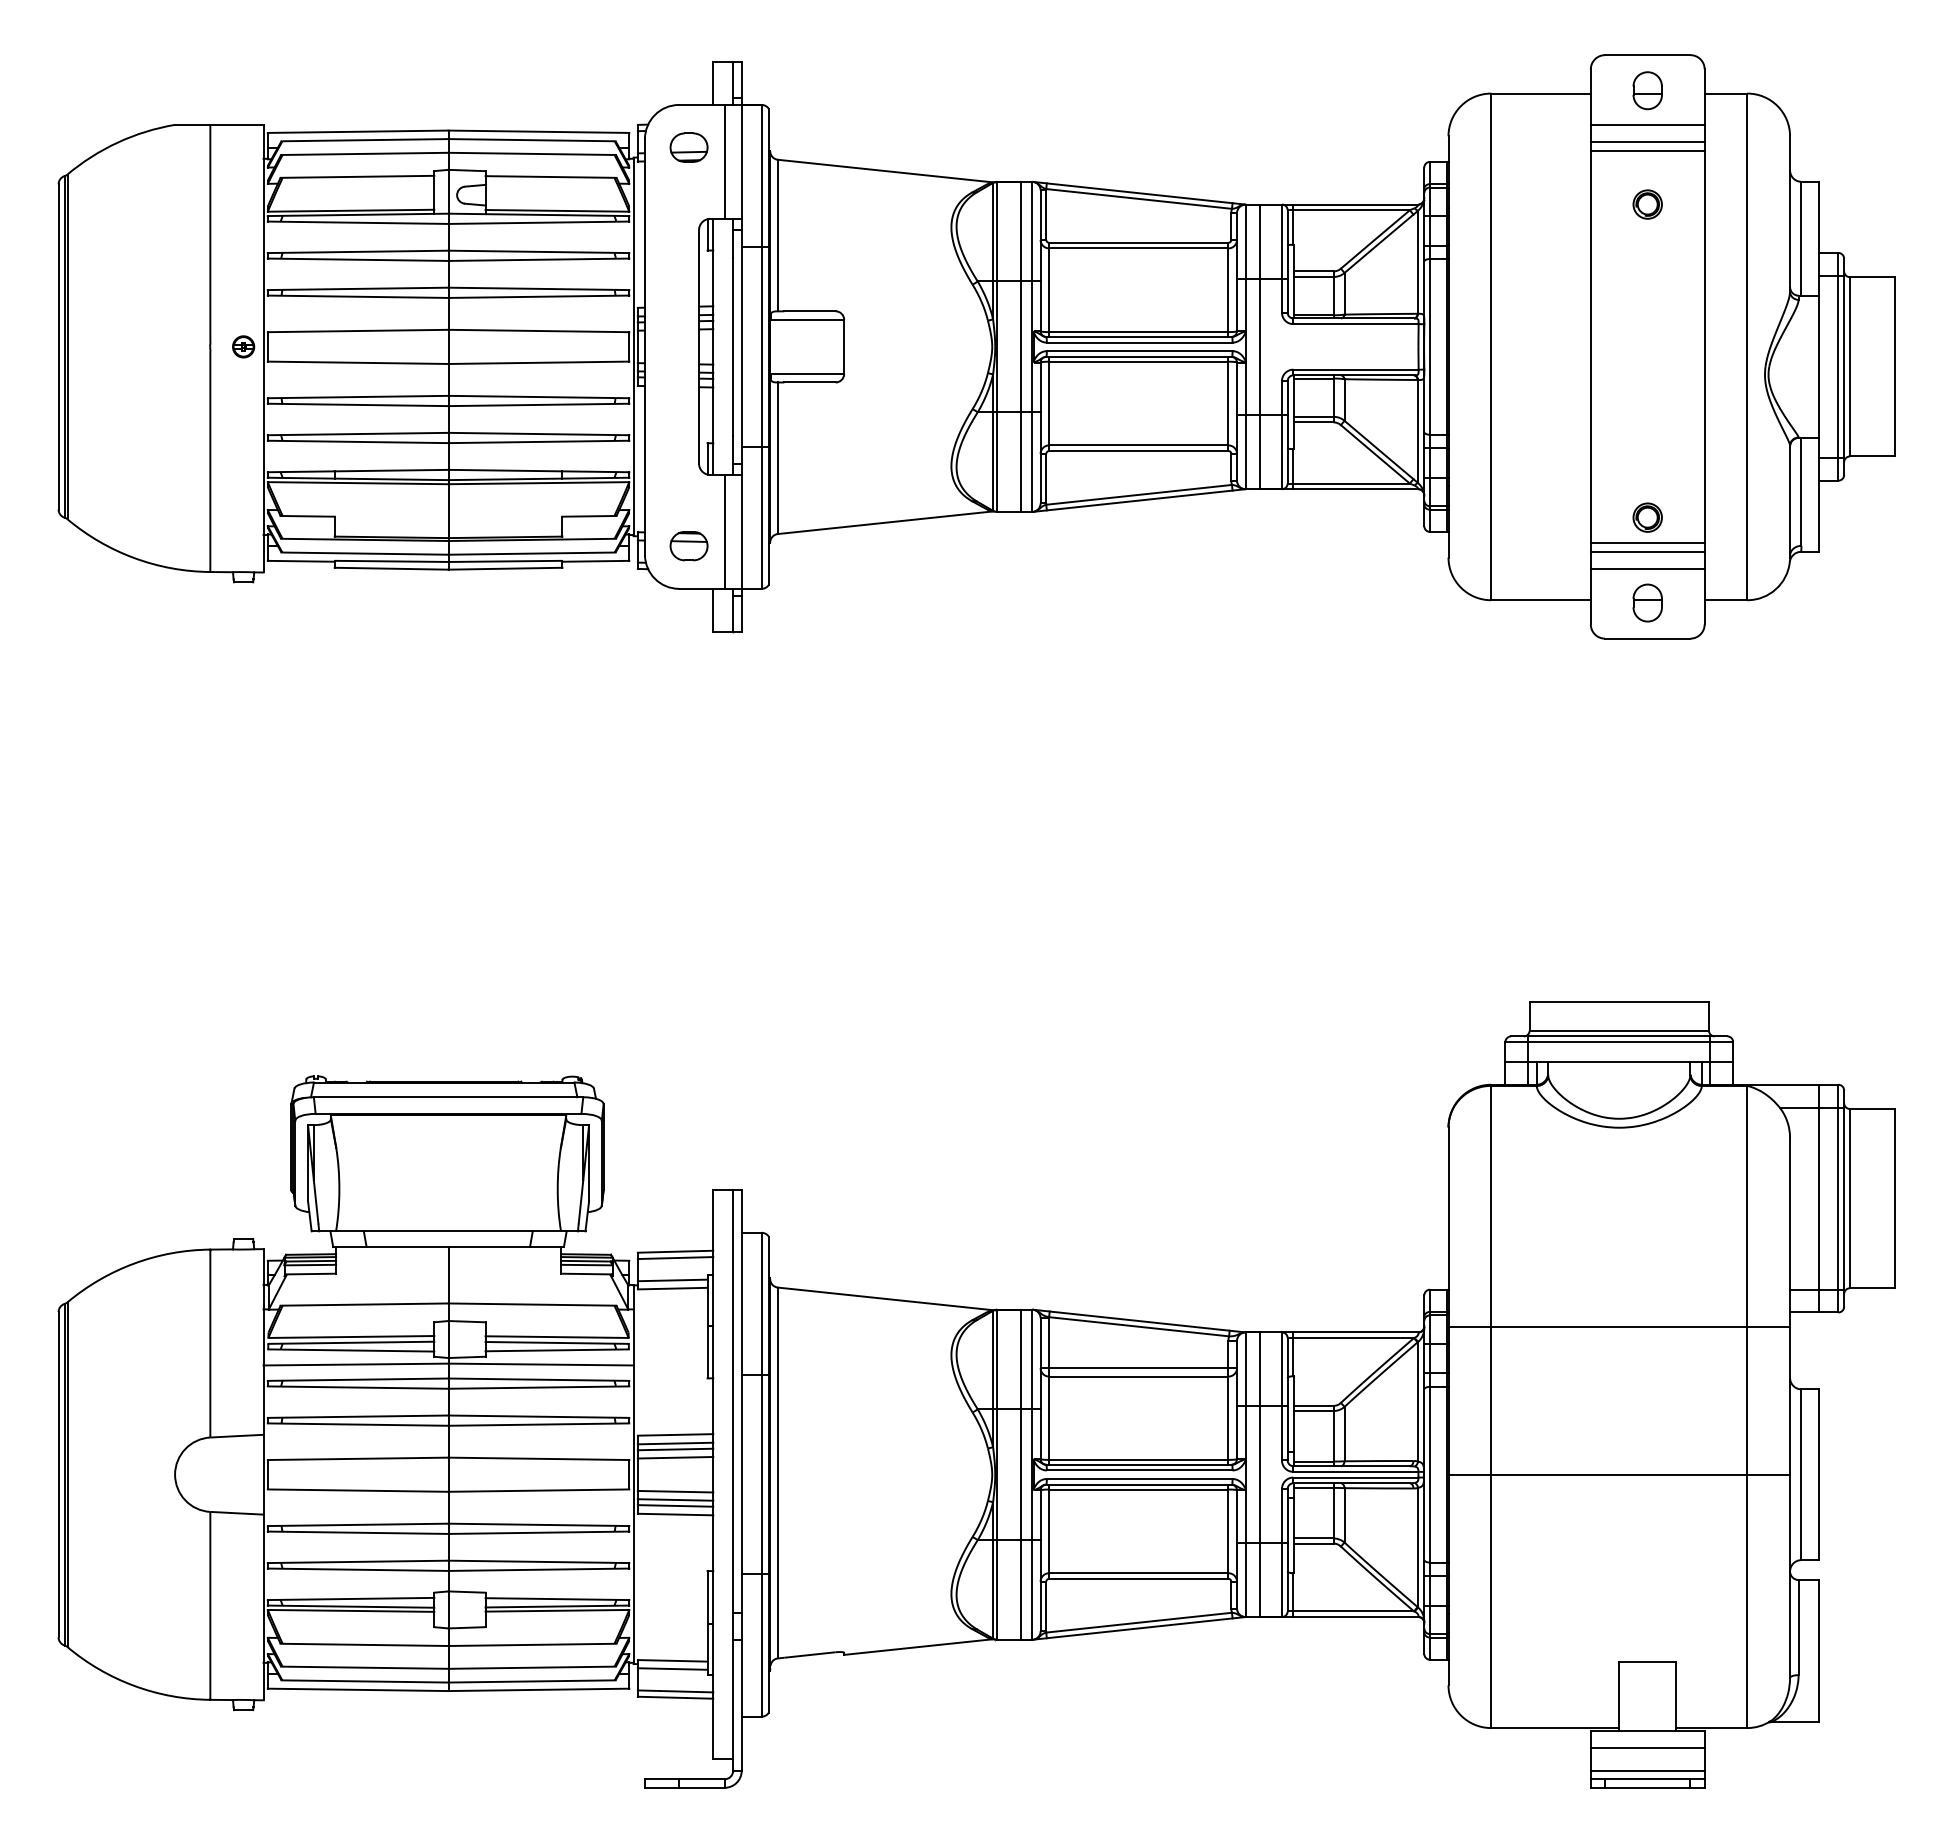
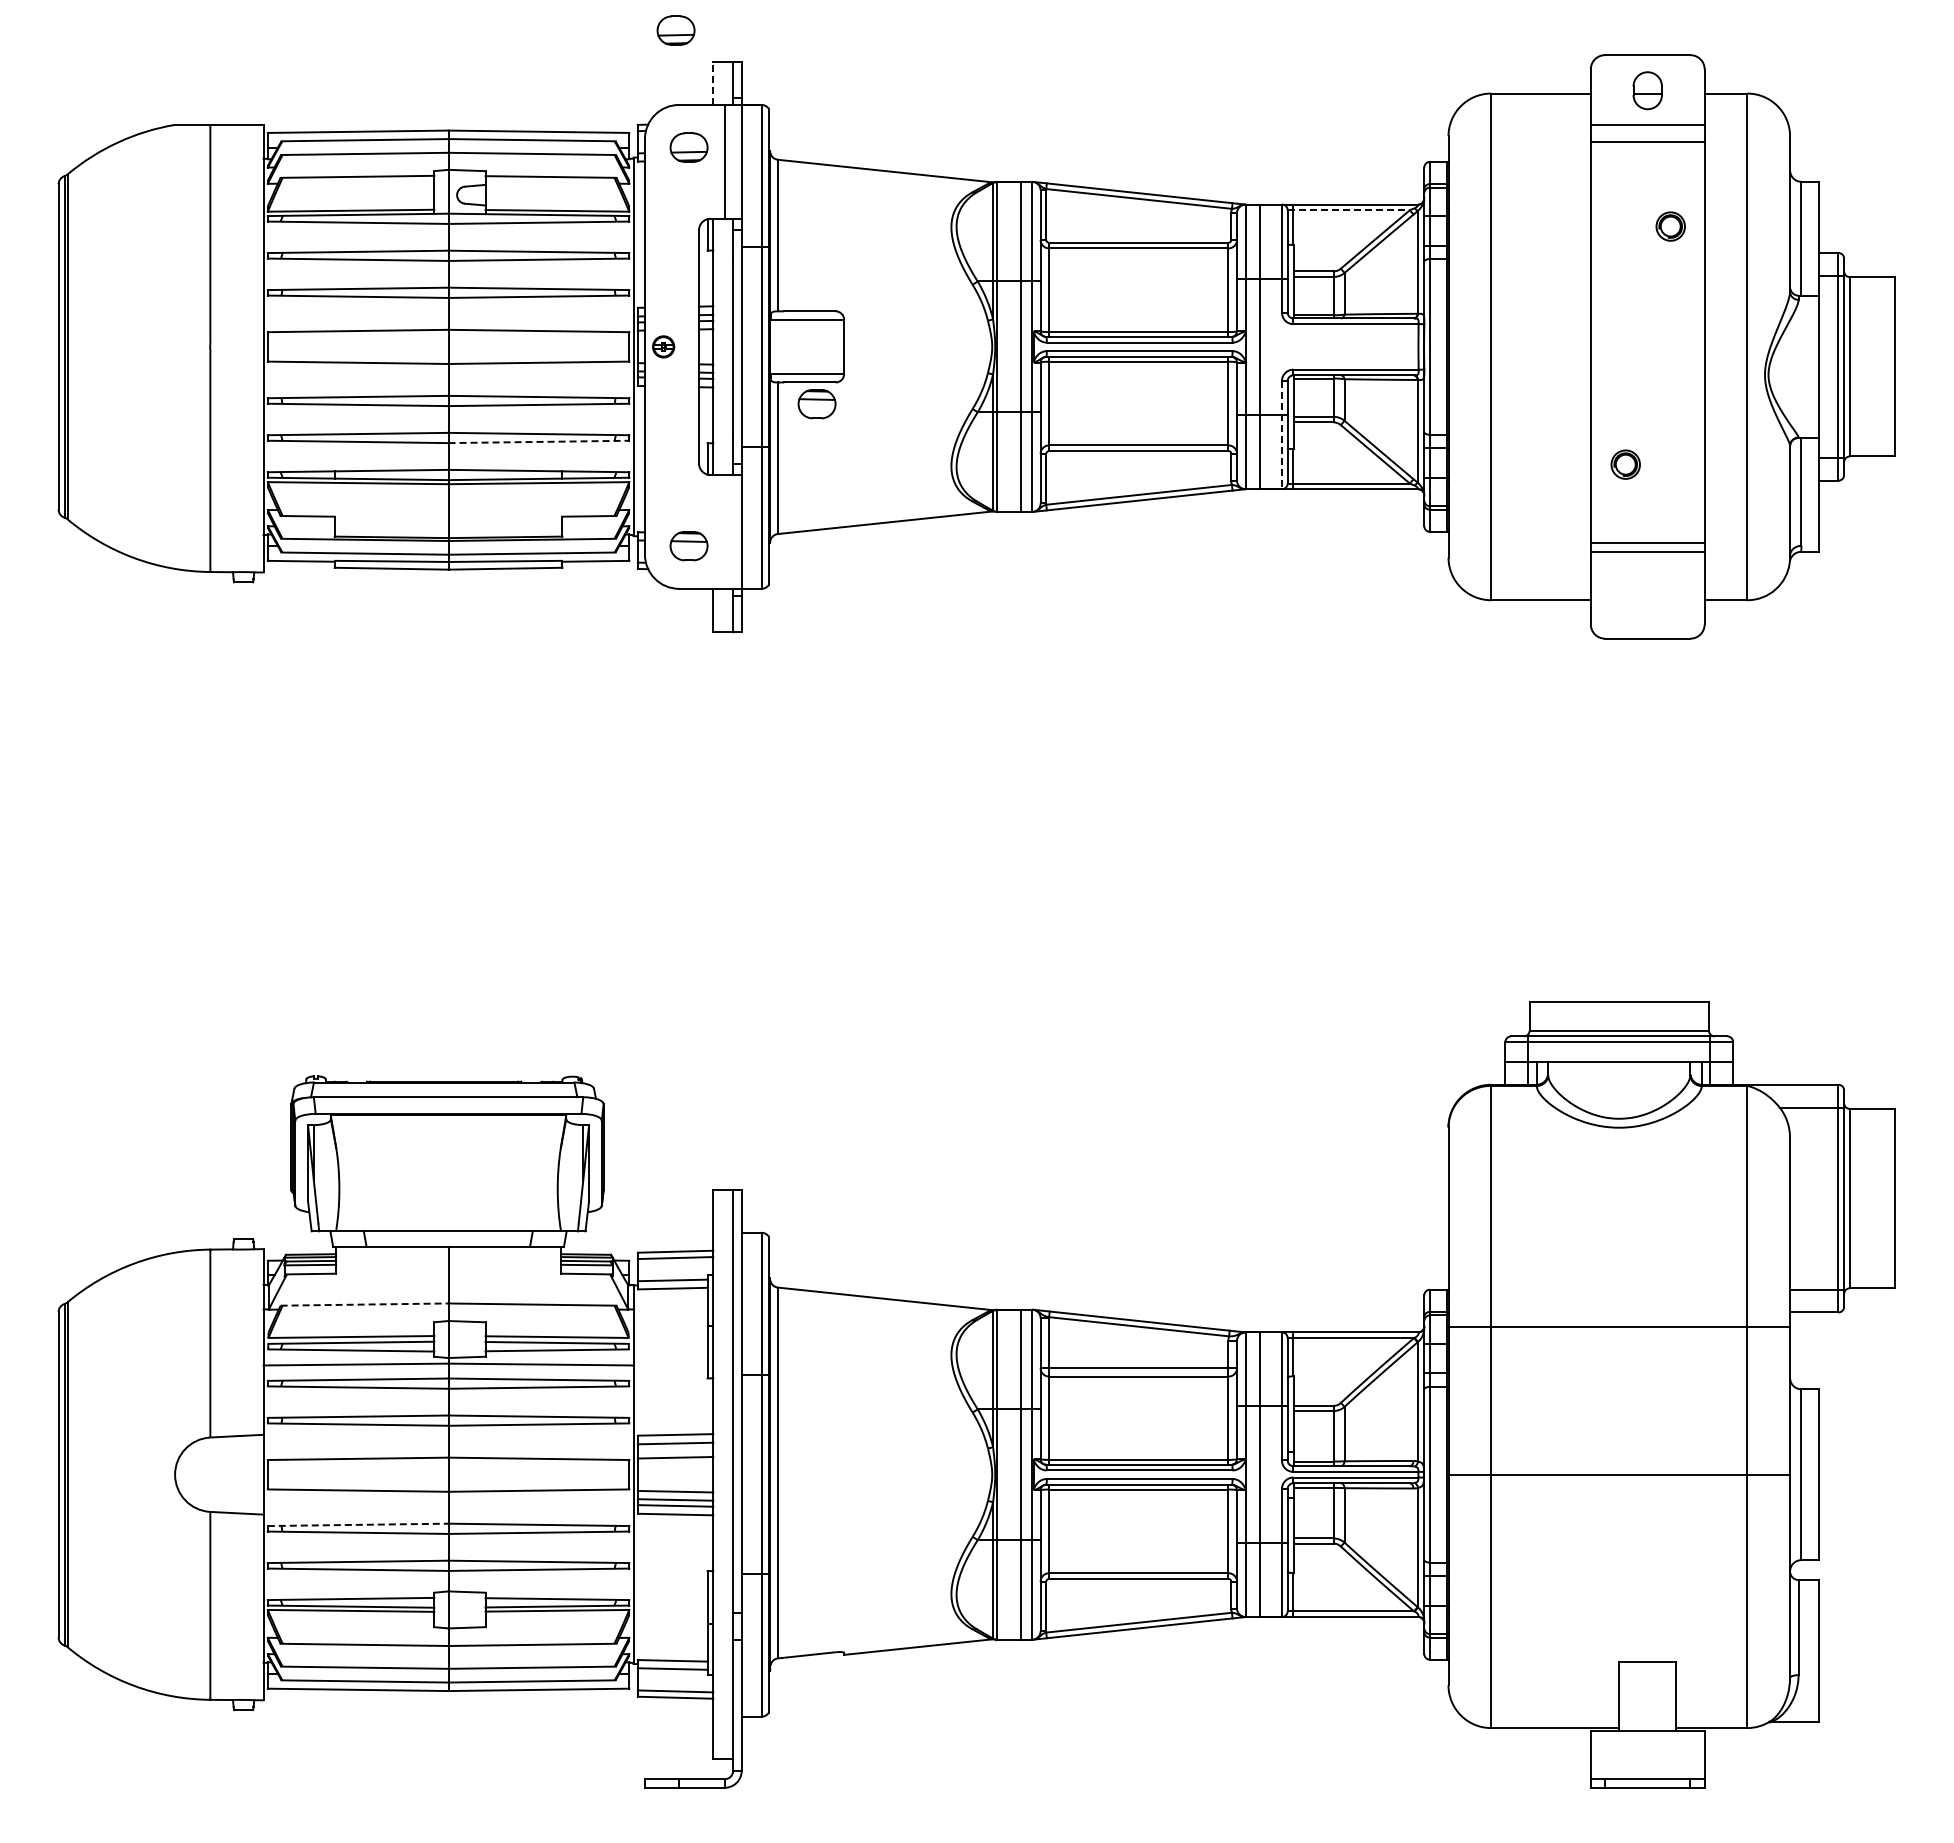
part: none -> present (675, 30)
line: solid -> dashed (713, 83)
line: present -> none (1647, 150)
part position: (1647, 204) -> (1670, 226) (1670, 226)
line: solid -> dashed (1349, 210)
part position: (243, 346) -> (663, 346) (663, 346)
part: none -> present (816, 404)
line: solid -> dashed (1281, 435)
line: solid -> dashed (539, 441)
part position: (1647, 517) -> (1625, 464) (1625, 464)
line: present -> none (724, 531)
line: present -> none (1647, 568)
part: present -> none (1647, 602)
line: present -> none (1818, 1198)
line: solid -> dashed (364, 1304)
line: present -> none (675, 1449)
line: solid -> dashed (358, 1524)
line: present -> none (1647, 1747)
line: present -> none (1647, 1770)
